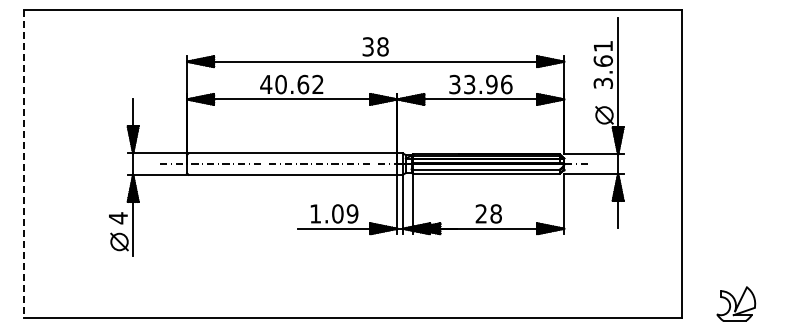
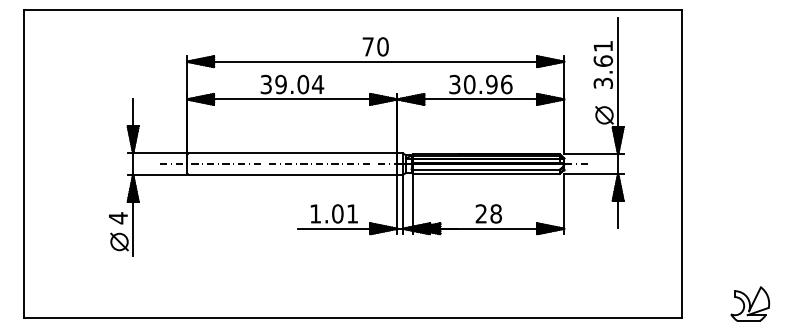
text: 38 -> 70 (375, 46)
text: 40.62 -> 39.04 (292, 84)
text: 33.96 -> 30.96 (469, 84)
line: dashed -> solid (23, 164)
text: 1.09 -> 1.01 (352, 213)
part position: (736, 303) -> (750, 303) (750, 303)
